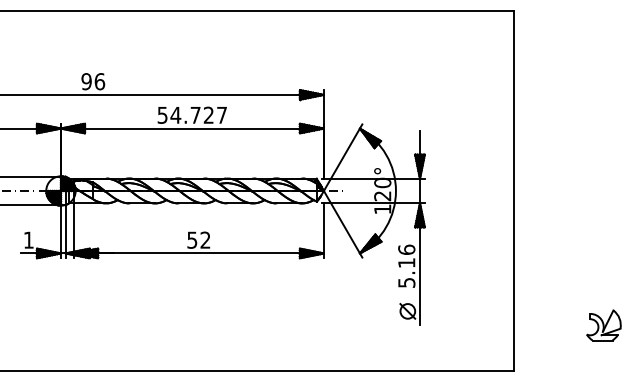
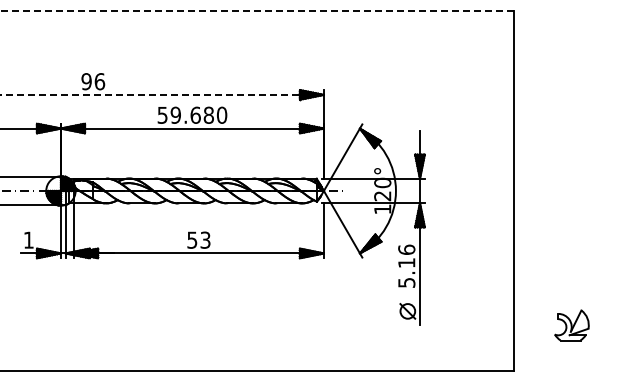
line: solid -> dashed (257, 11)
line: solid -> dashed (162, 94)
text: 54.727 -> 59.680 (198, 114)
text: 52 -> 53 (205, 240)
part position: (603, 325) -> (571, 325) (571, 325)
